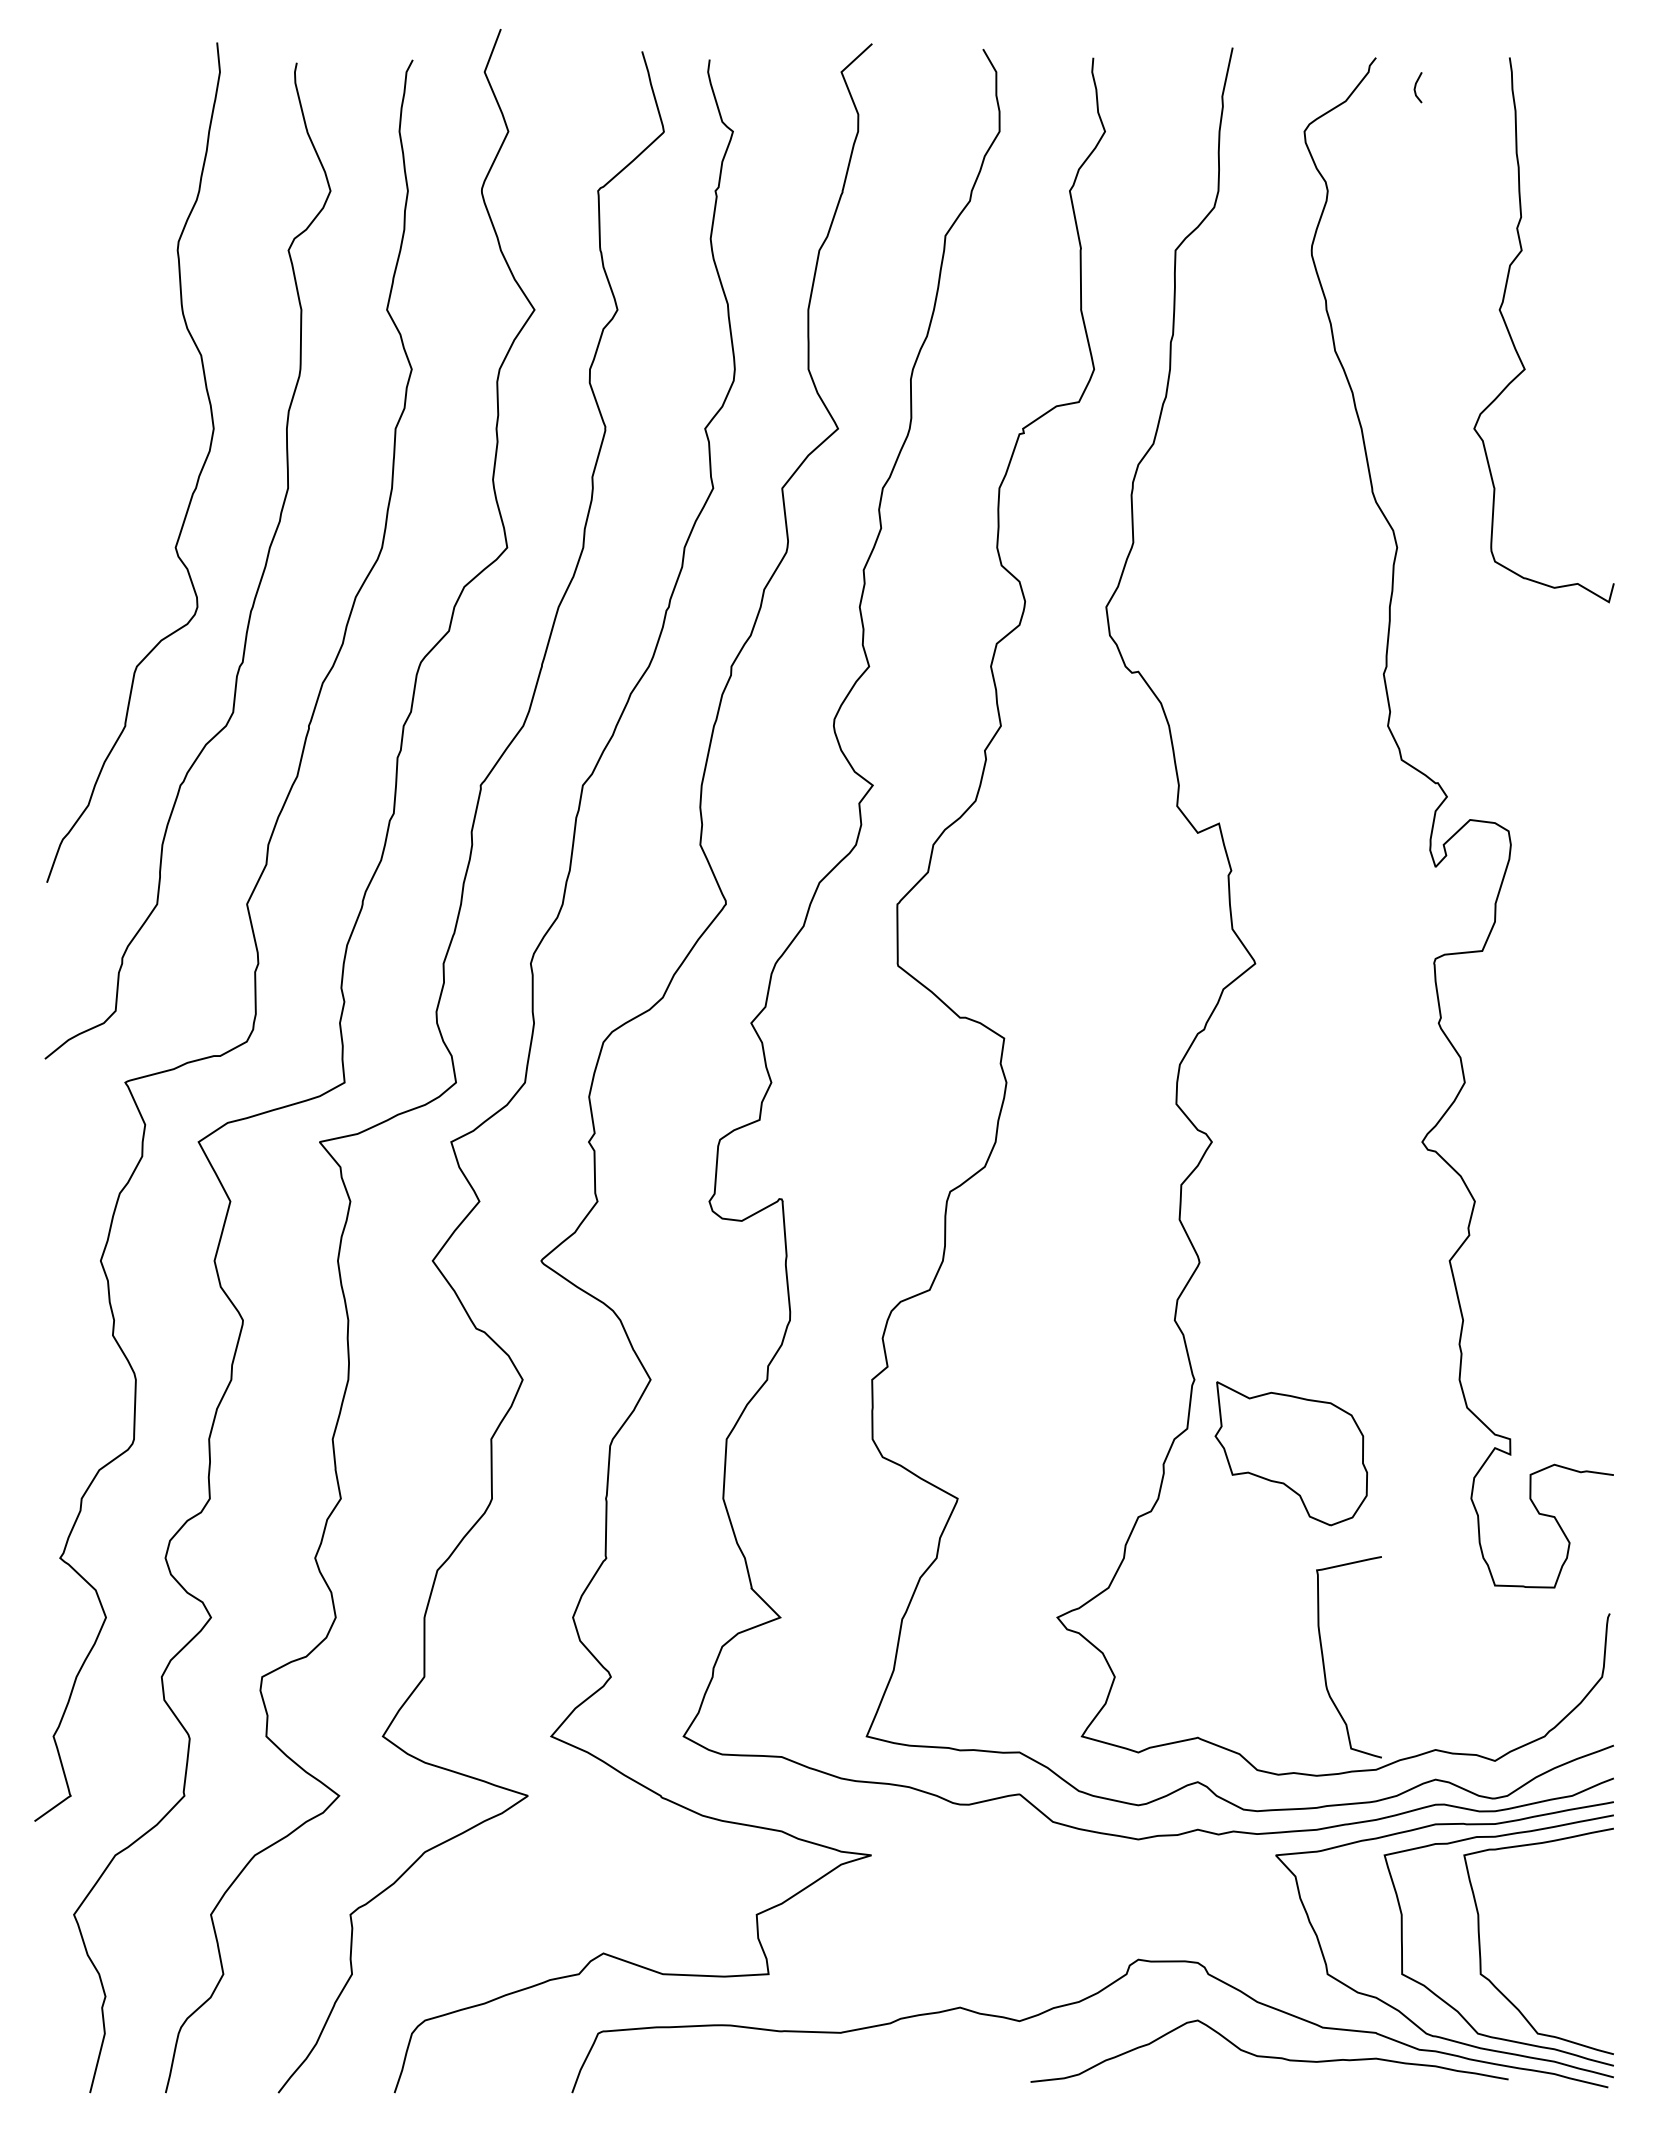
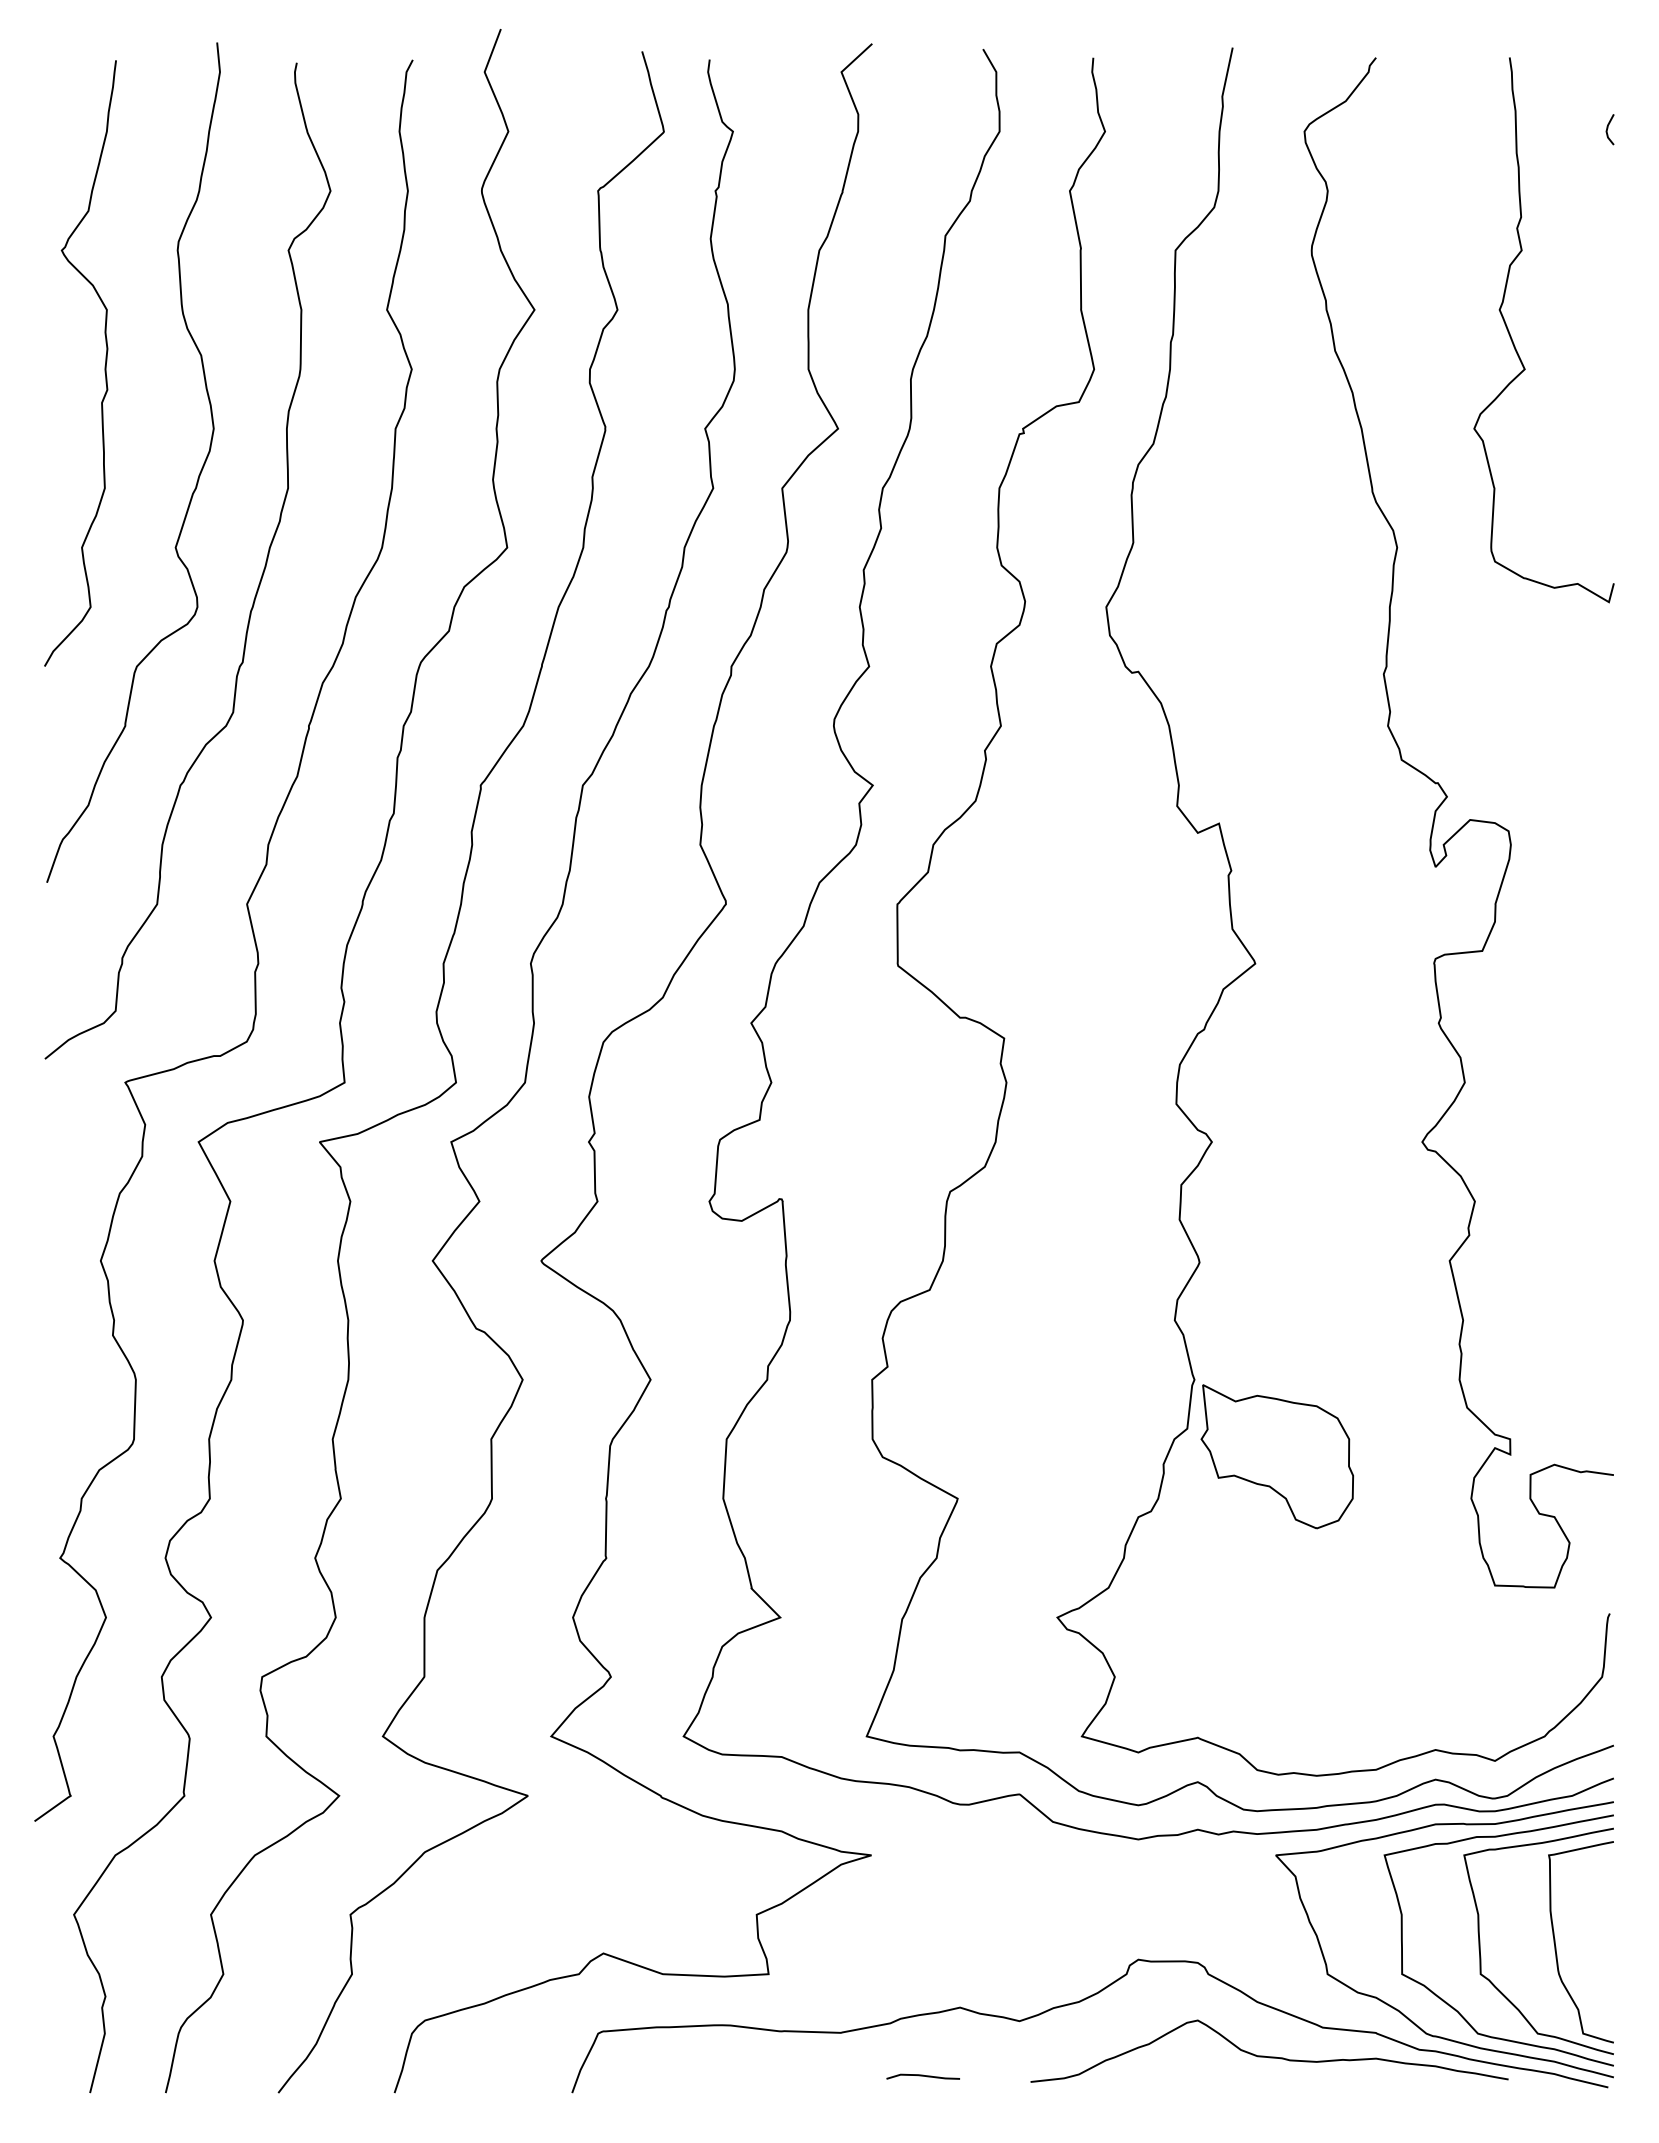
line position: (1416, 86) -> (1608, 128) (1608, 128)
curve: none -> present (104, 366)
part position: (1290, 1453) -> (1276, 1456) (1276, 1456)
curve position: (1324, 1661) -> (1556, 1946) (1556, 1946)
line: none -> present (922, 2076)
